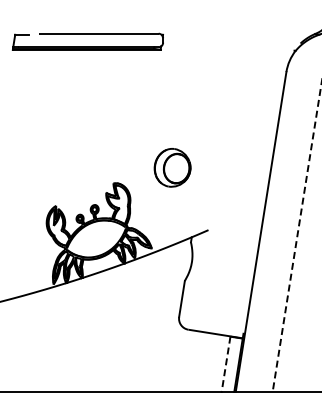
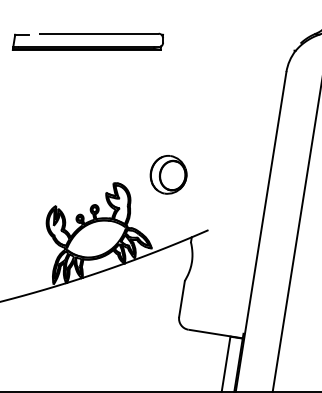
part position: (172, 167) -> (168, 174) (168, 174)
line: dashed -> solid (297, 236)
line: dashed -> solid (225, 365)
